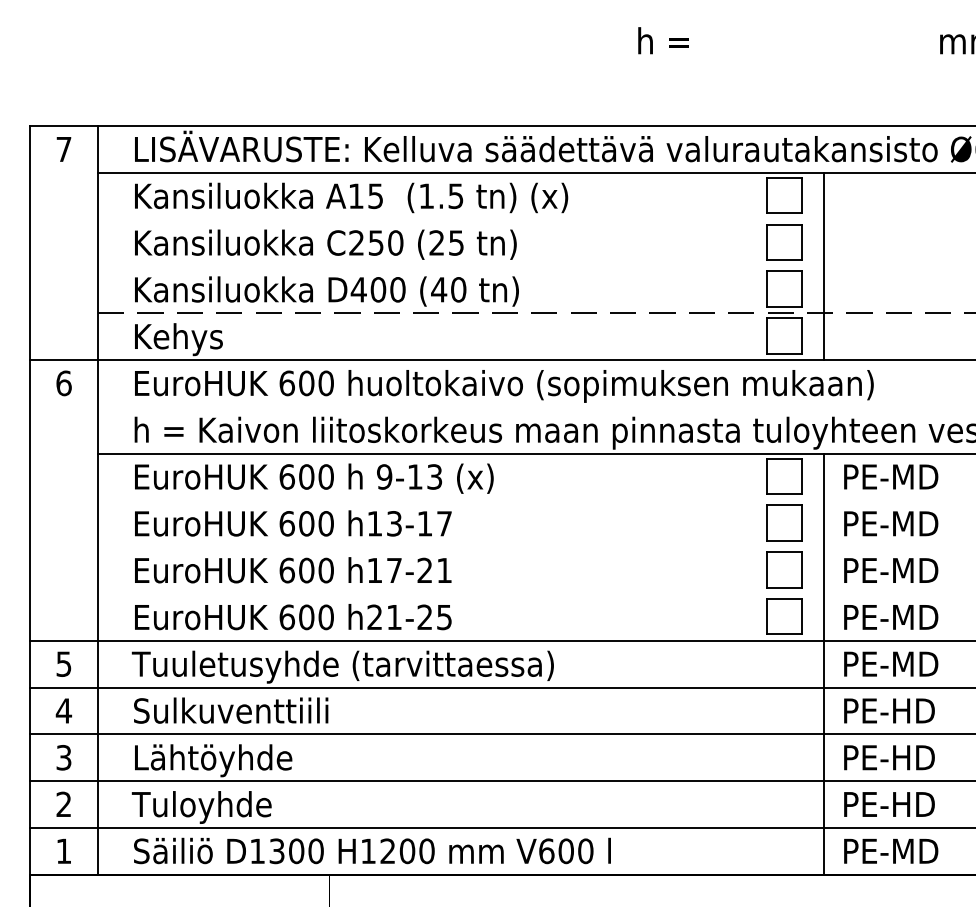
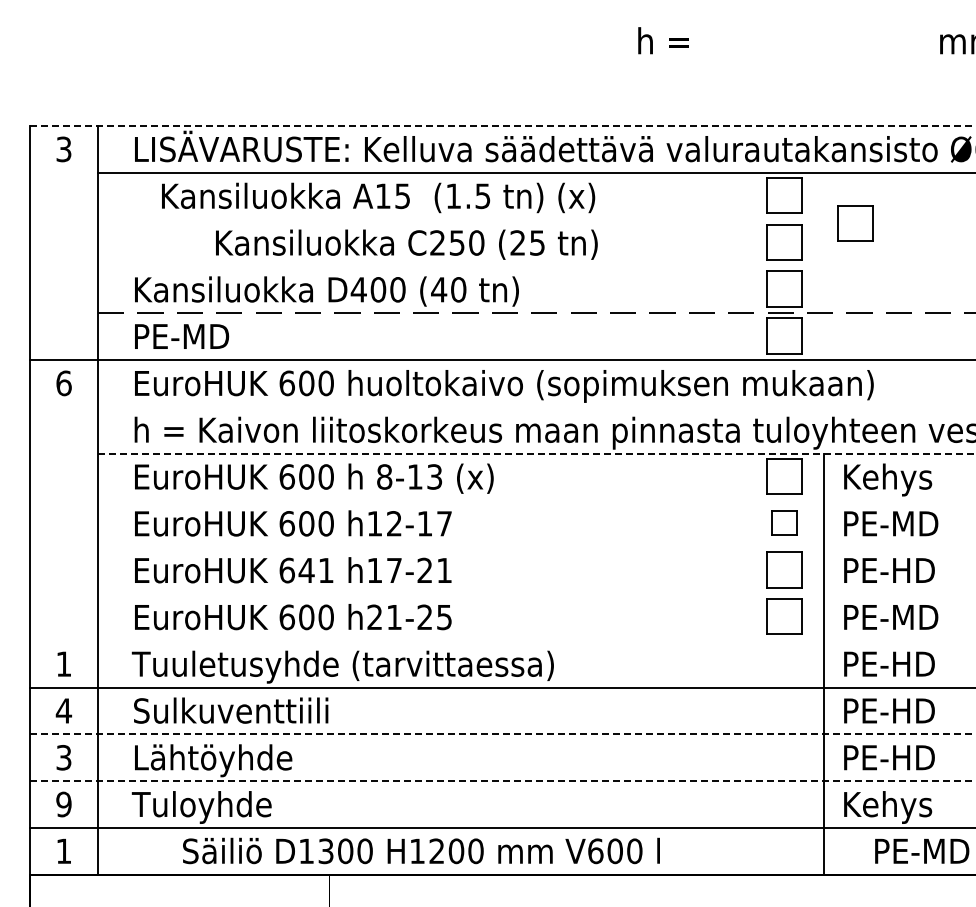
line: solid -> dashed (503, 126)
text: 7 -> 3 (63, 149)
text position: (351, 197) -> (378, 197) (378, 197)
part: none -> present (855, 223)
text position: (325, 244) -> (406, 244) (406, 244)
line: present -> none (824, 266)
text: Kehys -> PE-MD (183, 339)
line: solid -> dashed (536, 453)
text: 9-13 -> 8-13 (384, 476)
text: PE-MD -> Kehys (892, 479)
part size: 37x38 px -> 27x26 px (784, 522)
text: h13-17 -> h12-17 (394, 523)
text: 600 -> 641 (315, 570)
text: PE-MD -> PE-HD (917, 570)
line: present -> none (501, 640)
text: 5 -> 1 (63, 663)
text: PE-MD -> PE-HD (917, 663)
line: solid -> dashed (503, 734)
line: solid -> dashed (503, 781)
text: 2 -> 9 (63, 804)
text: PE-HD -> Kehys (890, 807)
text position: (372, 850) -> (421, 850) (421, 850)
text position: (891, 851) -> (922, 851) (922, 851)
